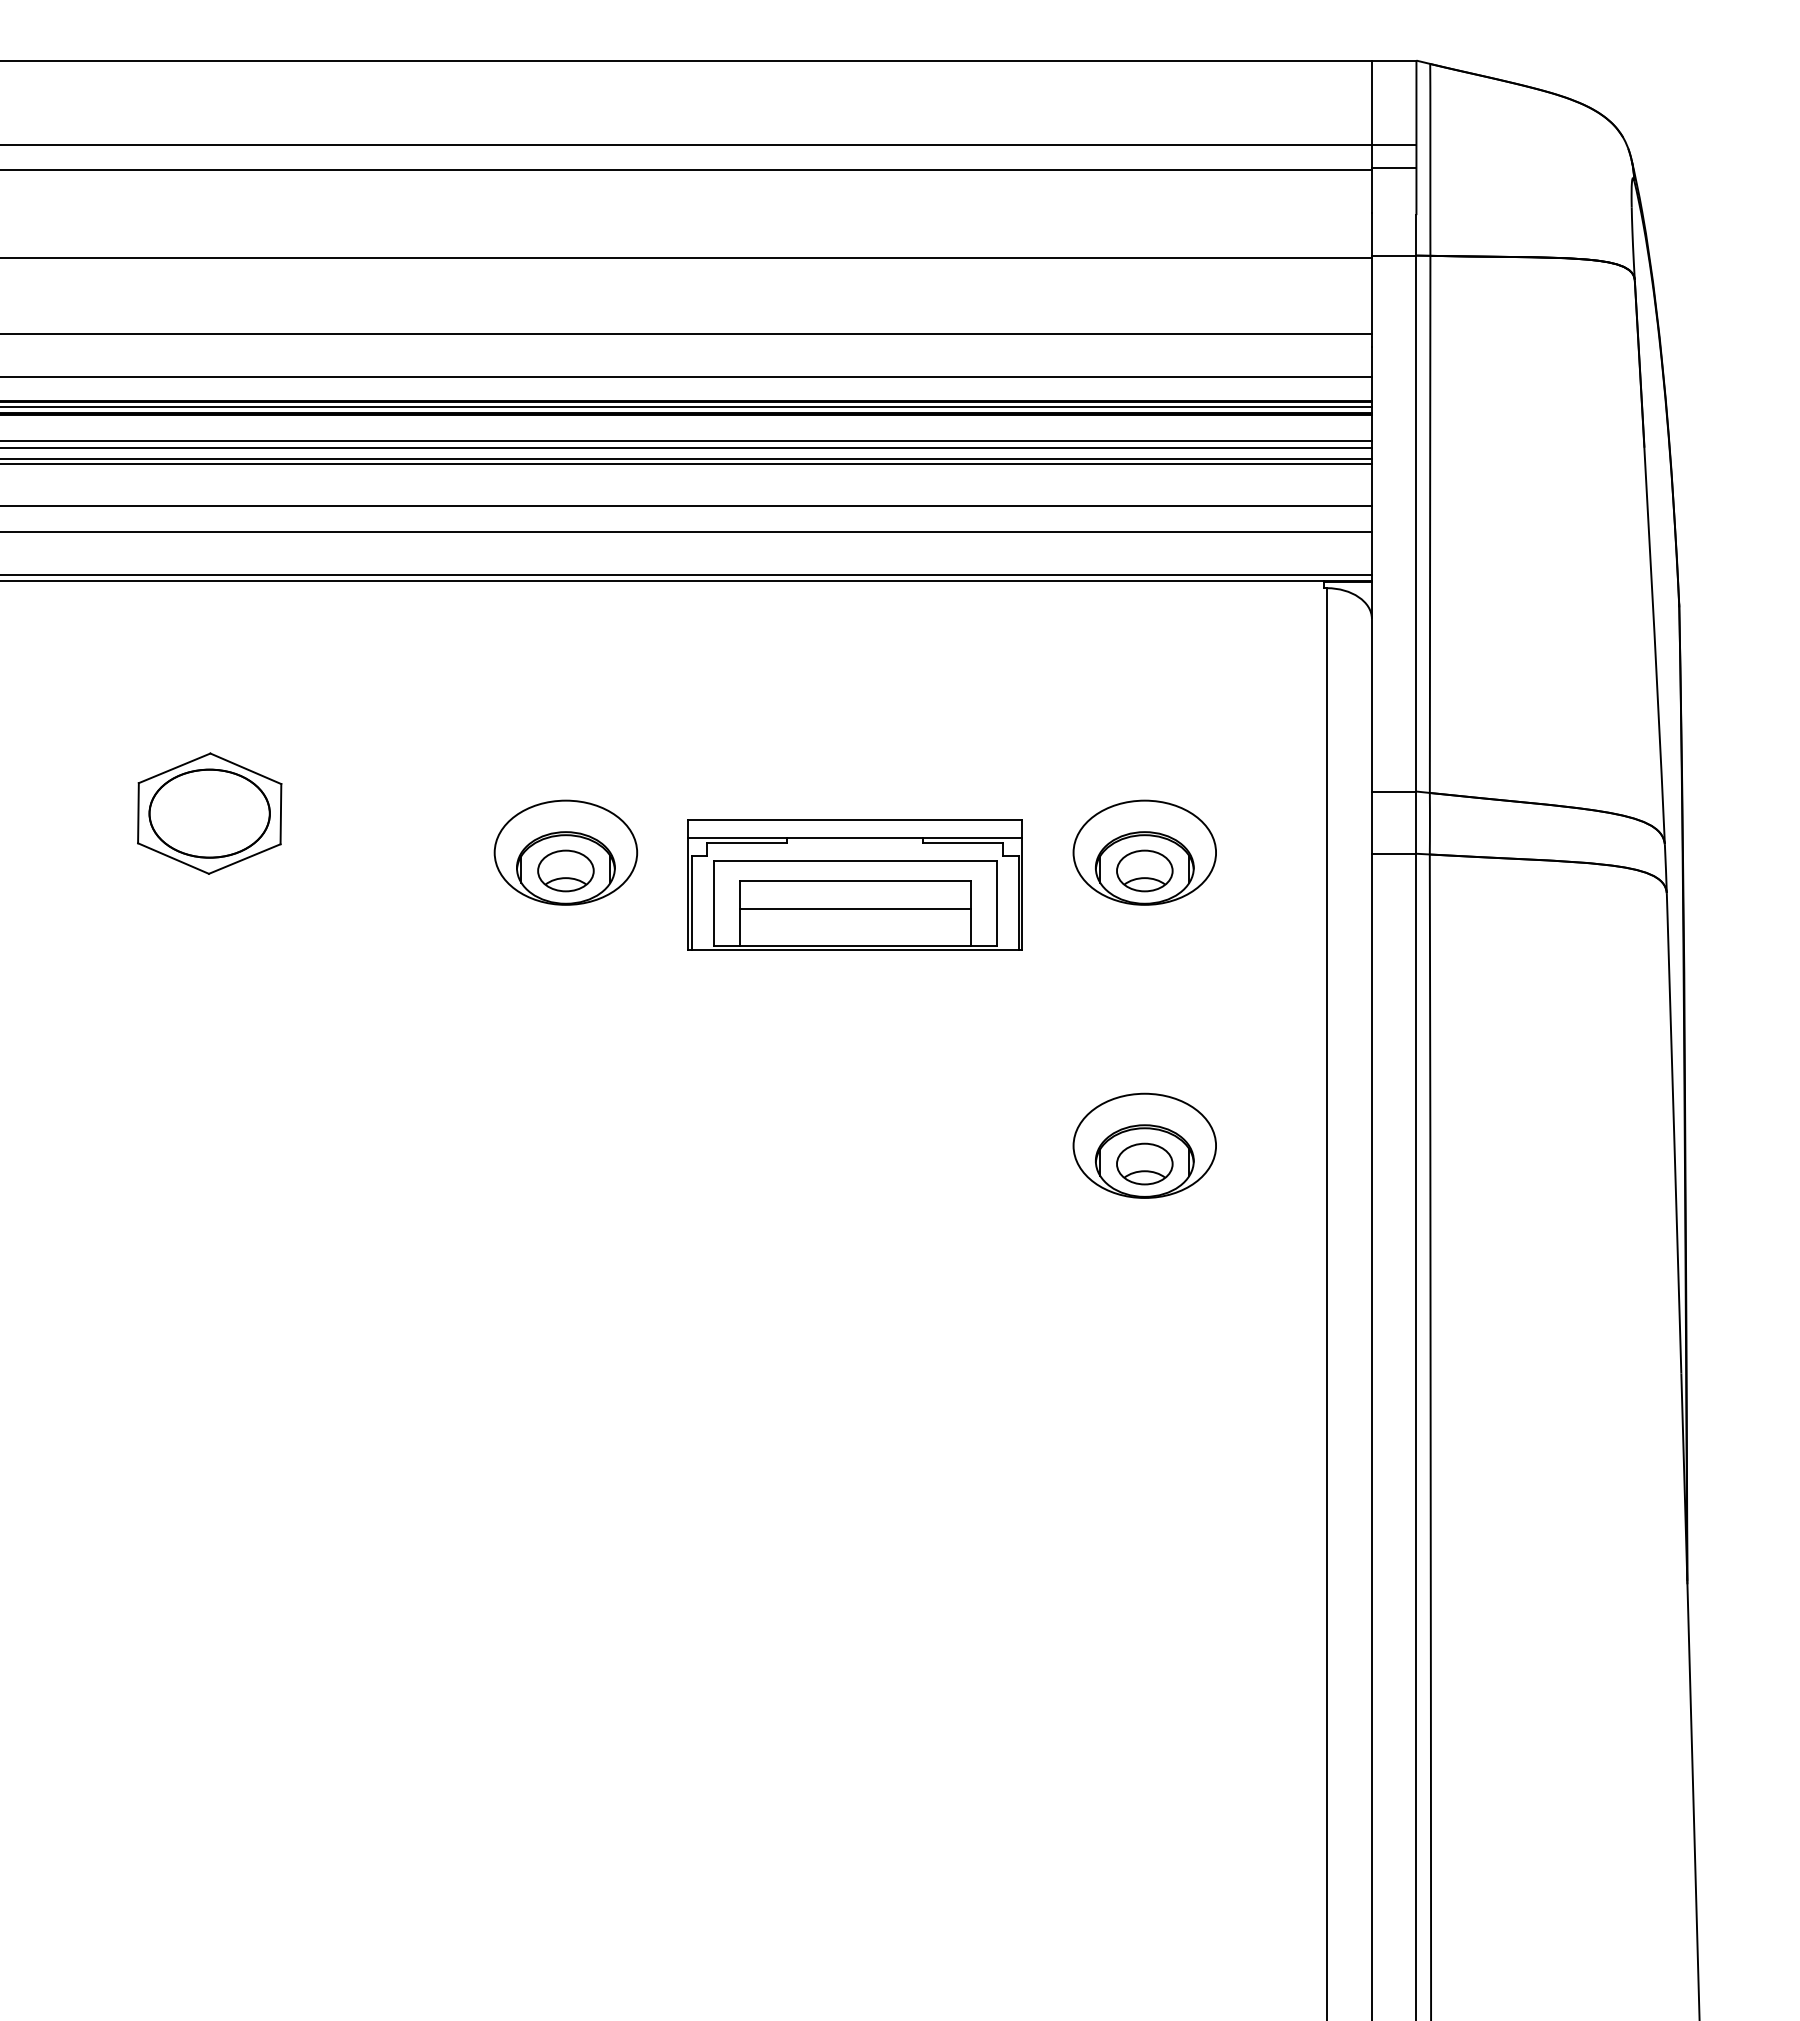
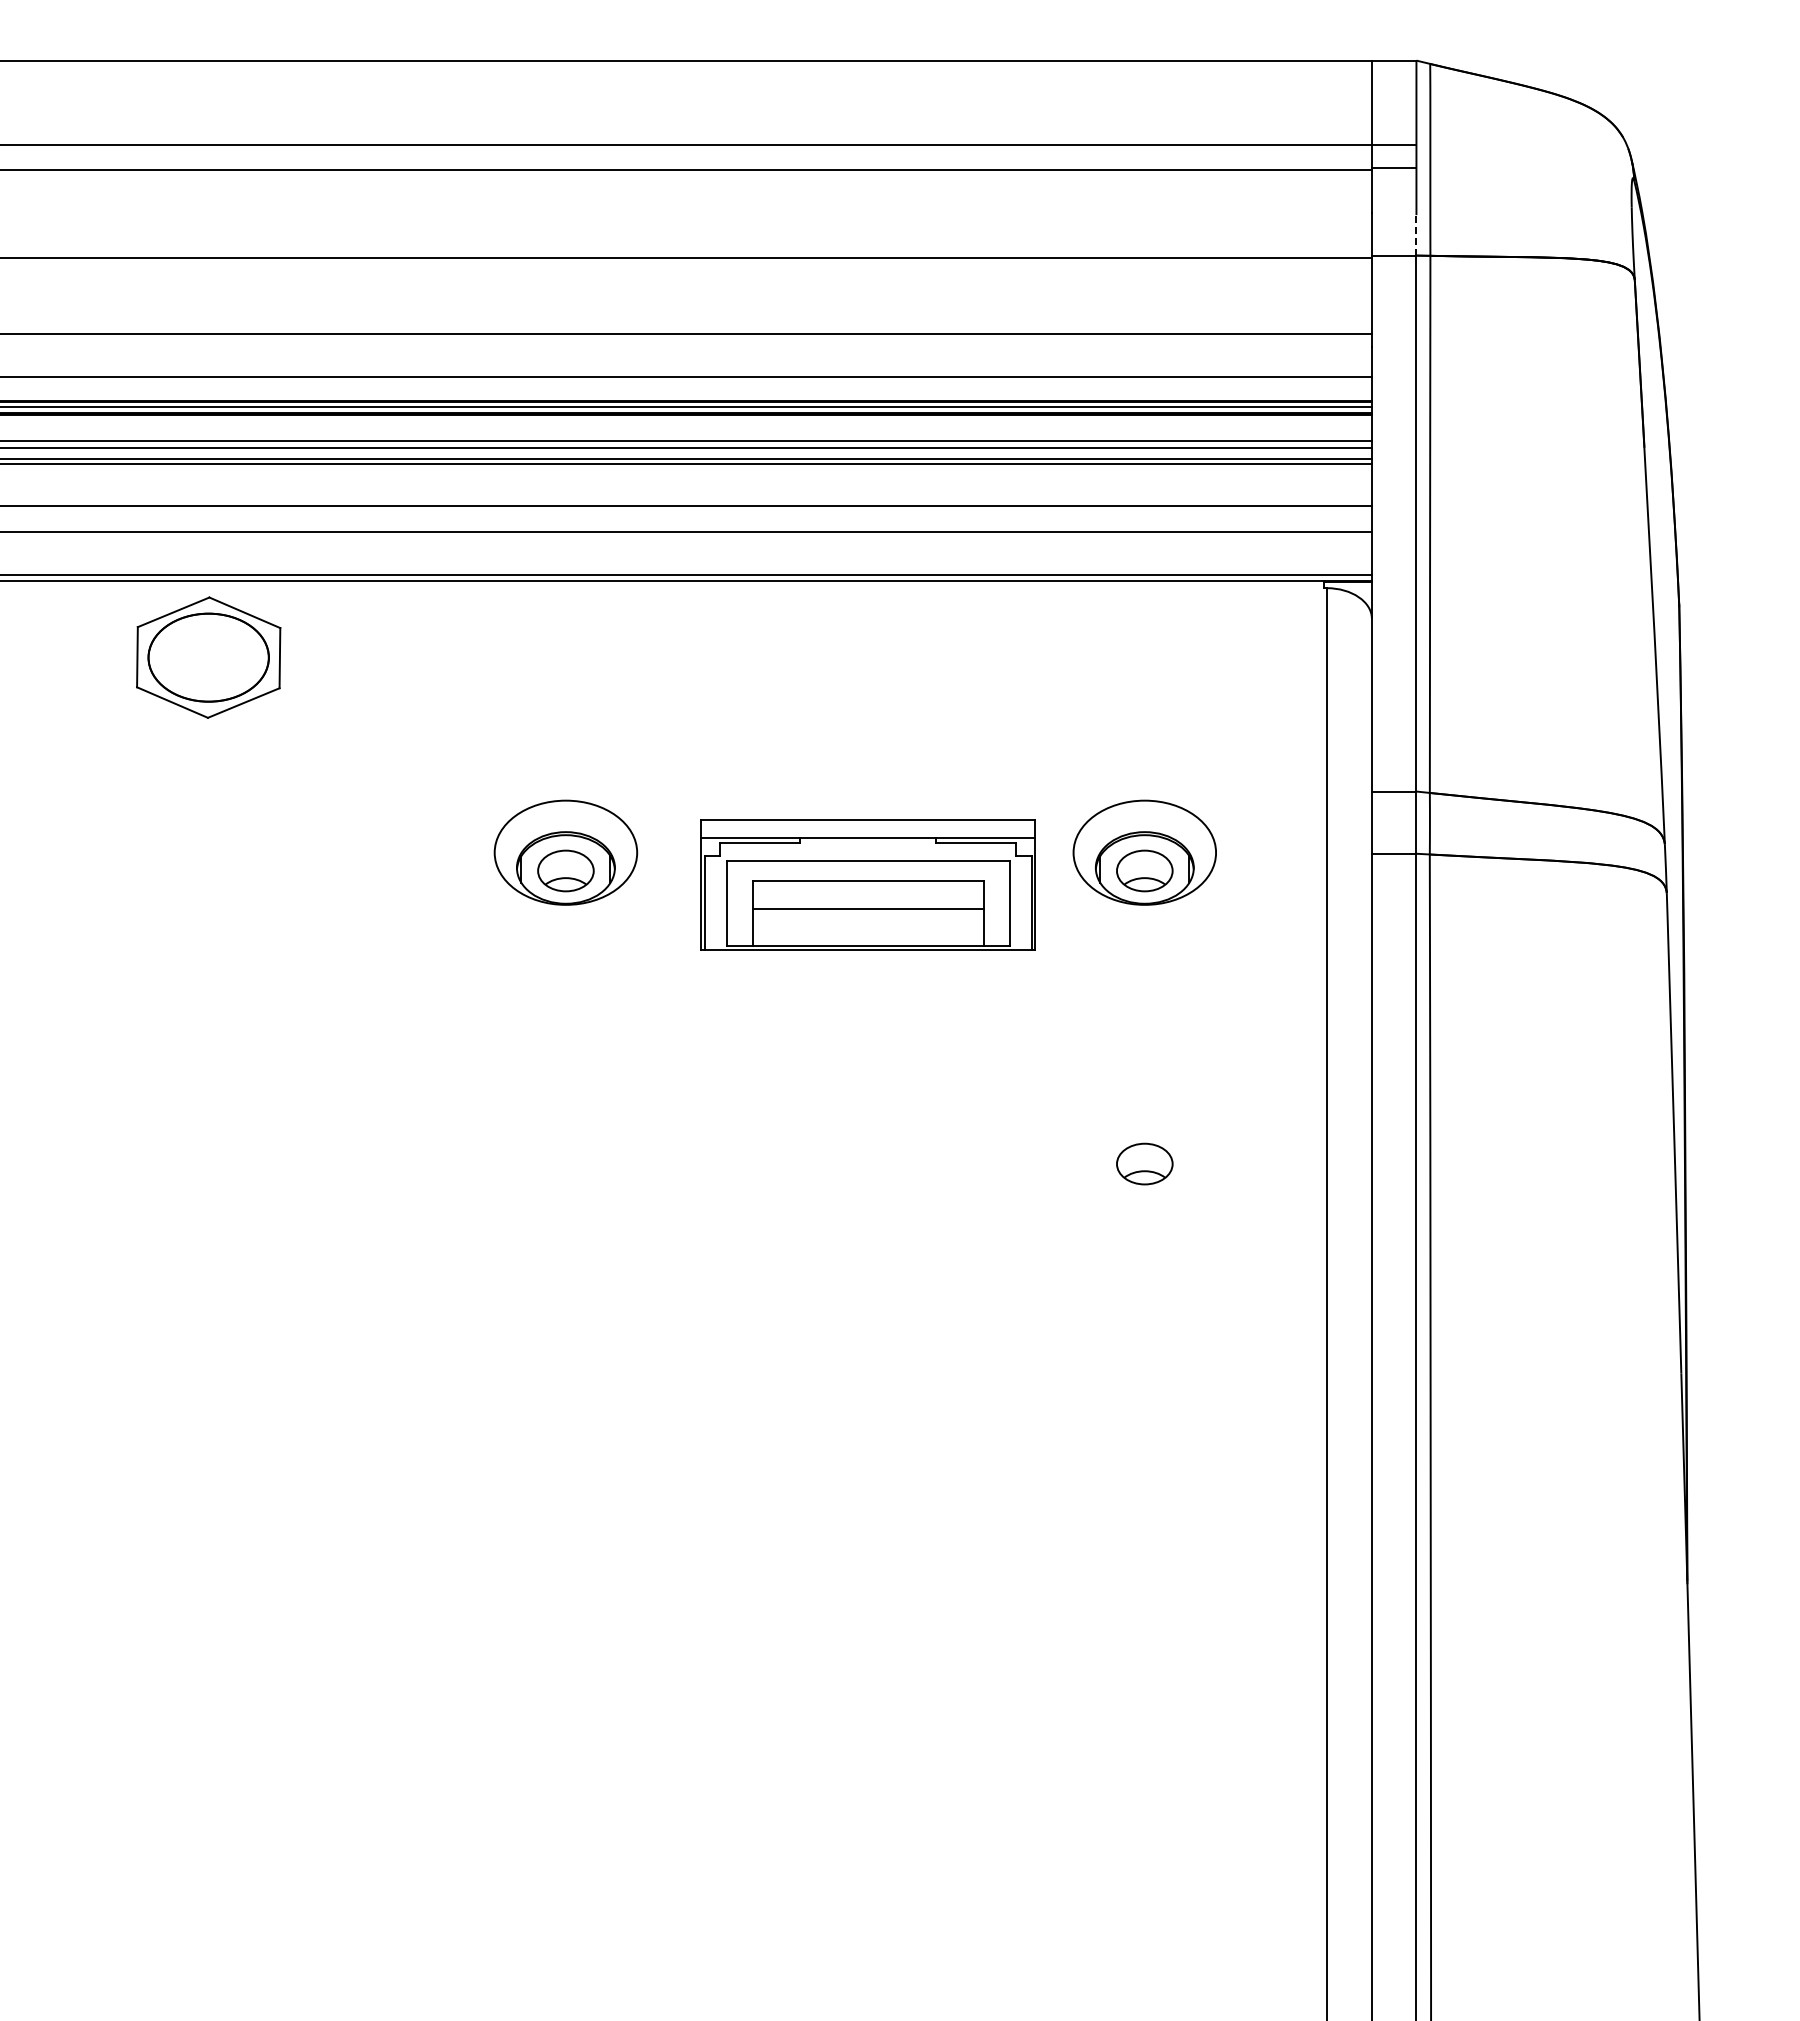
line: solid -> dashed (1416, 234)
part position: (209, 813) -> (208, 657) (208, 657)
part position: (854, 884) -> (867, 884) (867, 884)
part: present -> none (1144, 1145)
